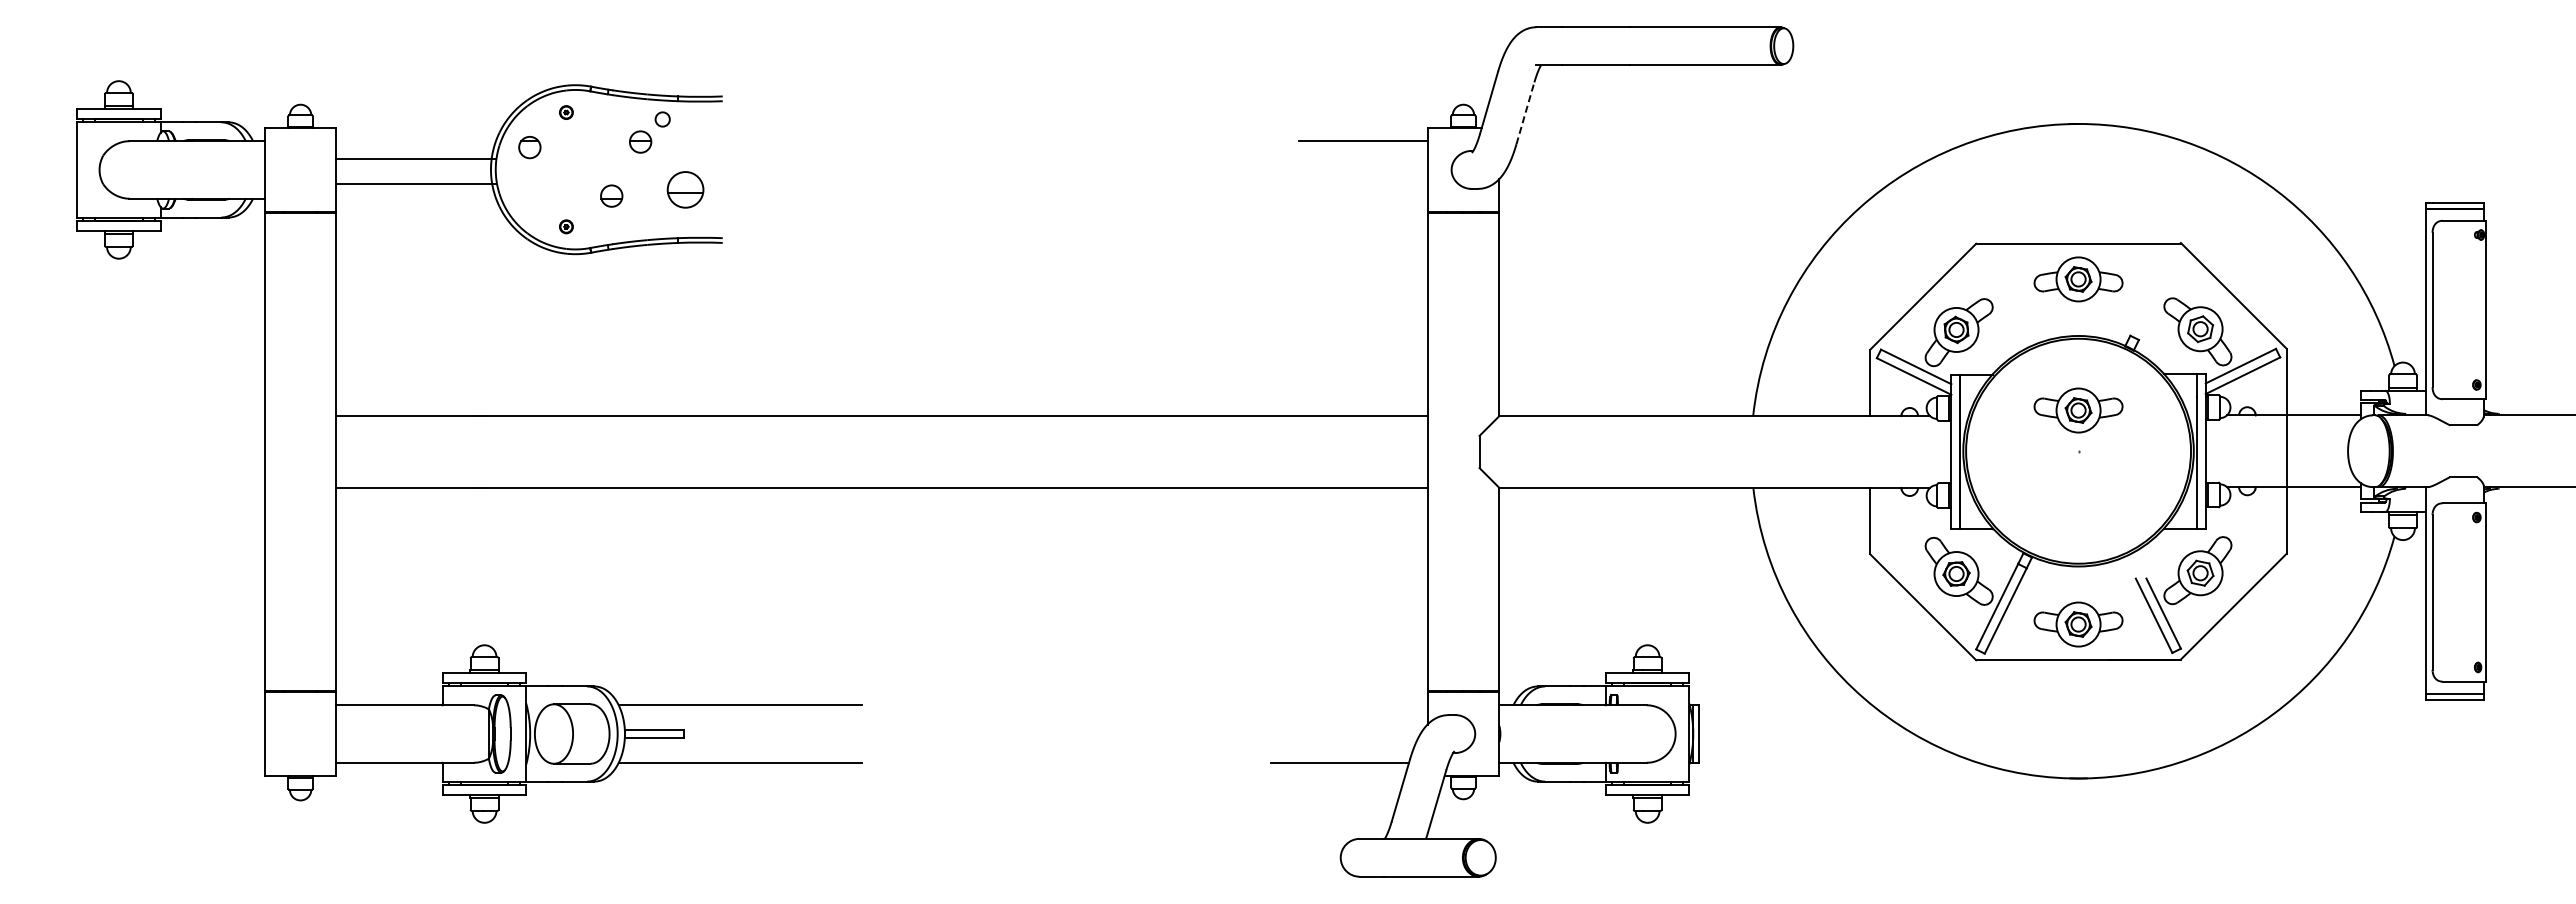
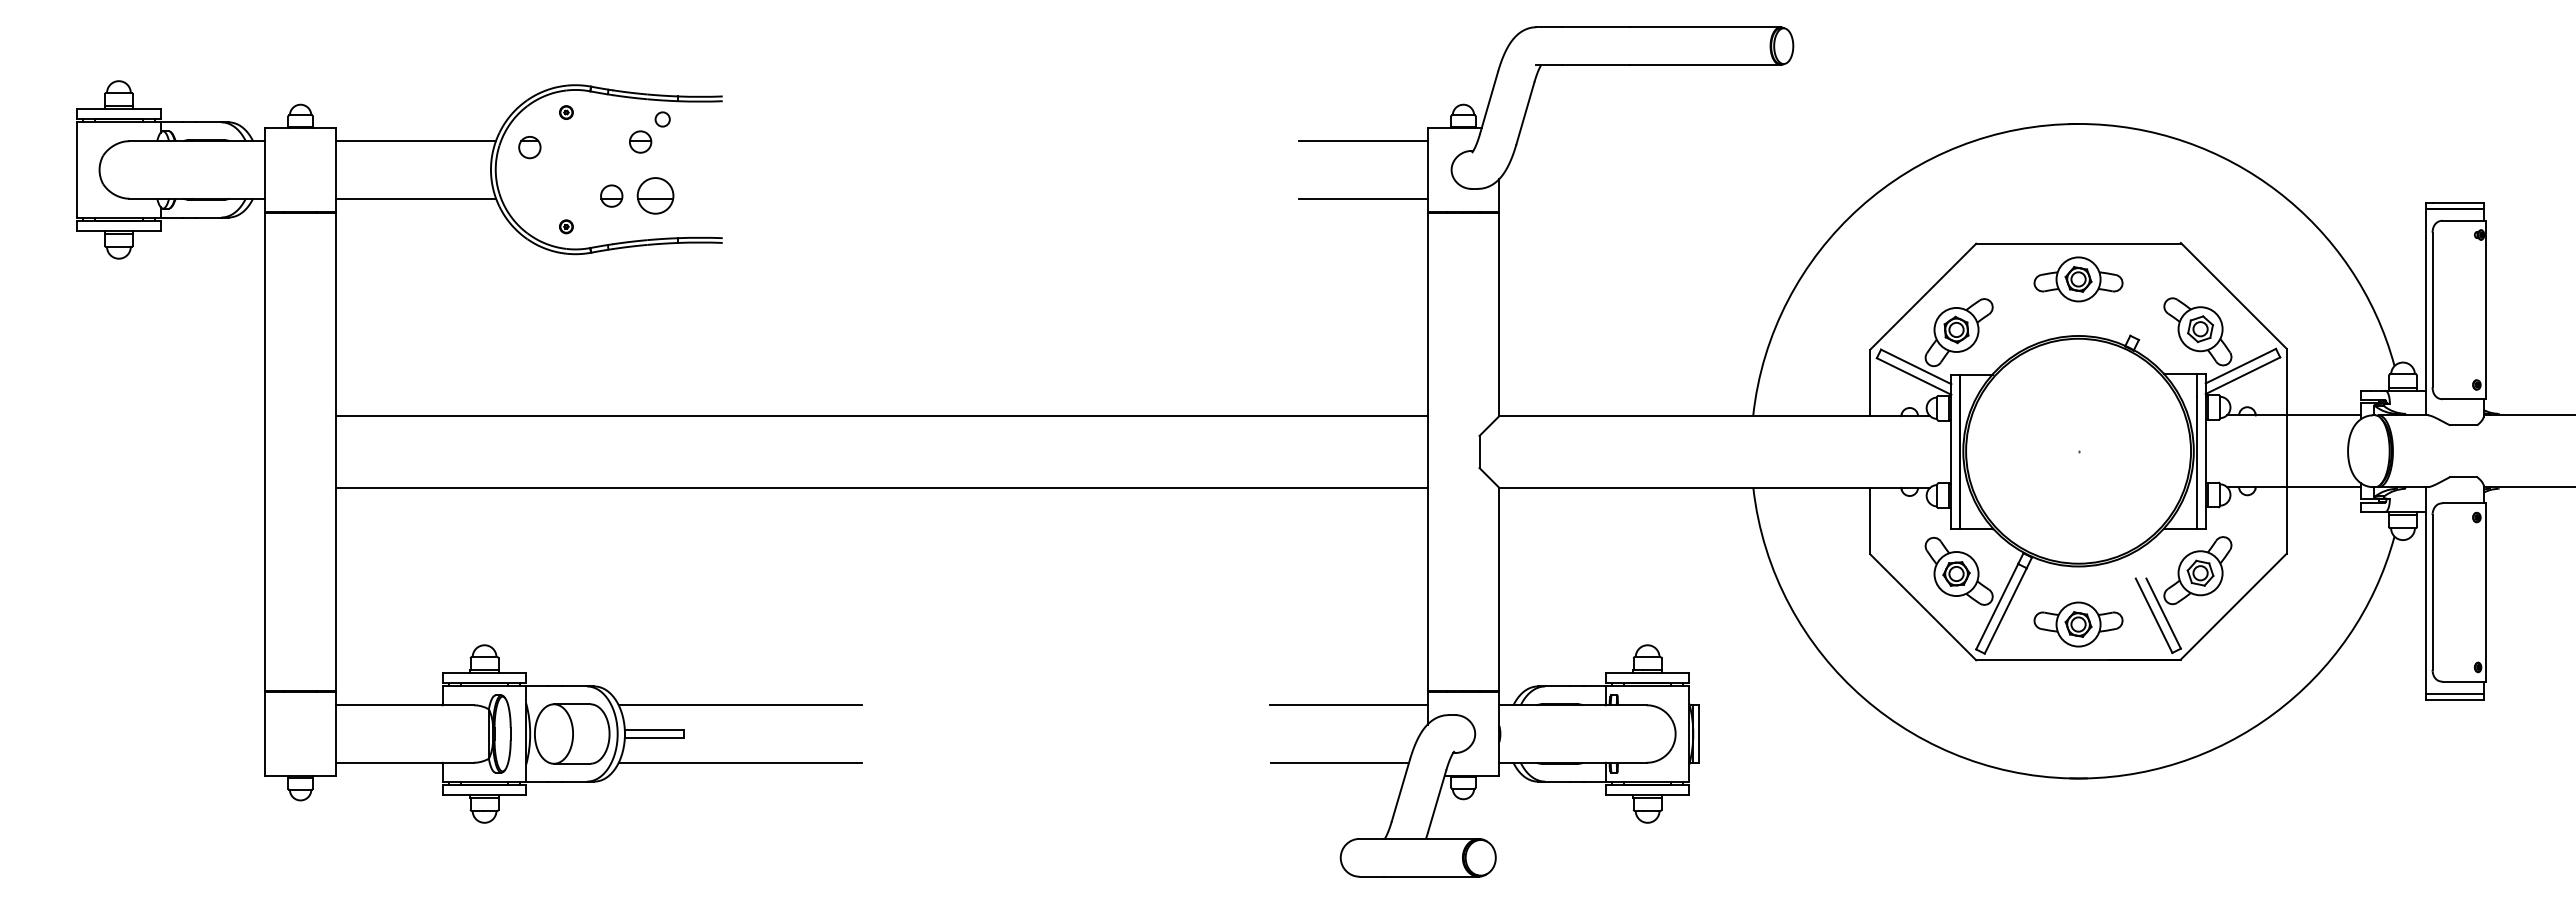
line: dashed -> solid (1525, 112)
line position: (416, 159) -> (416, 141) (416, 141)
line position: (416, 183) -> (416, 198) (416, 198)
part position: (685, 189) -> (655, 195) (655, 195)
line: none -> present (1362, 198)
part: present -> none (2078, 410)
line: none -> present (1348, 705)
